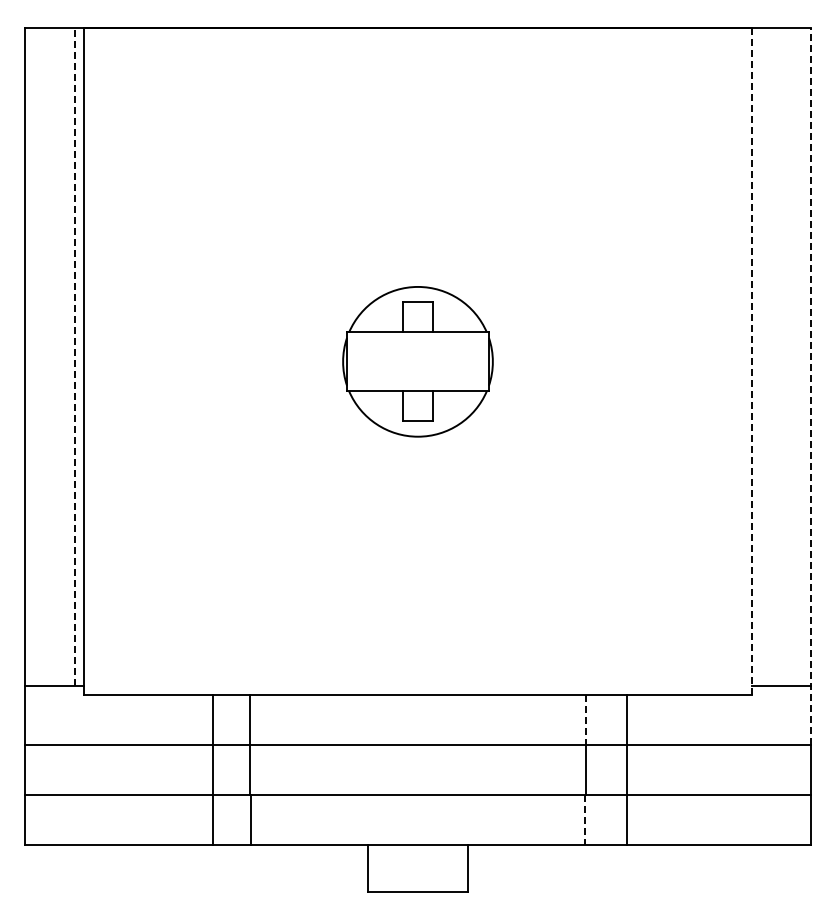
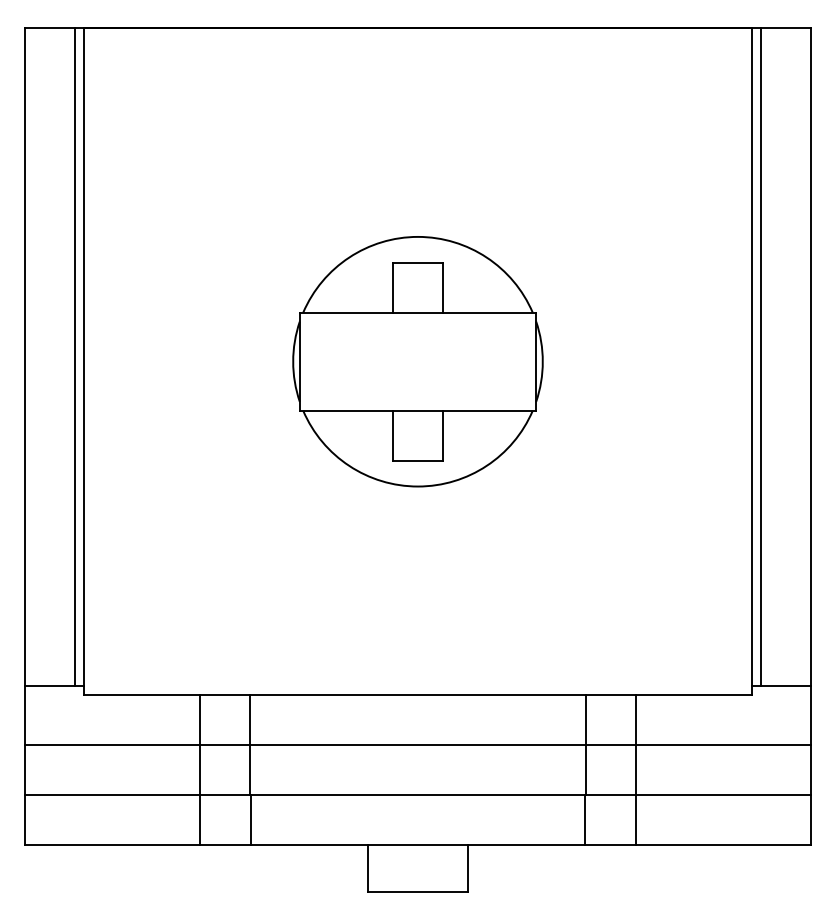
line: dashed -> solid (74, 356)
line: none -> present (761, 356)
part size: 152x152 px -> 252x252 px (417, 361)
line: dashed -> solid (751, 361)
line: dashed -> solid (811, 386)
line: dashed -> solid (586, 720)
line position: (212, 769) -> (199, 769) (199, 769)
line position: (627, 769) -> (636, 769) (636, 769)
line: dashed -> solid (585, 819)
